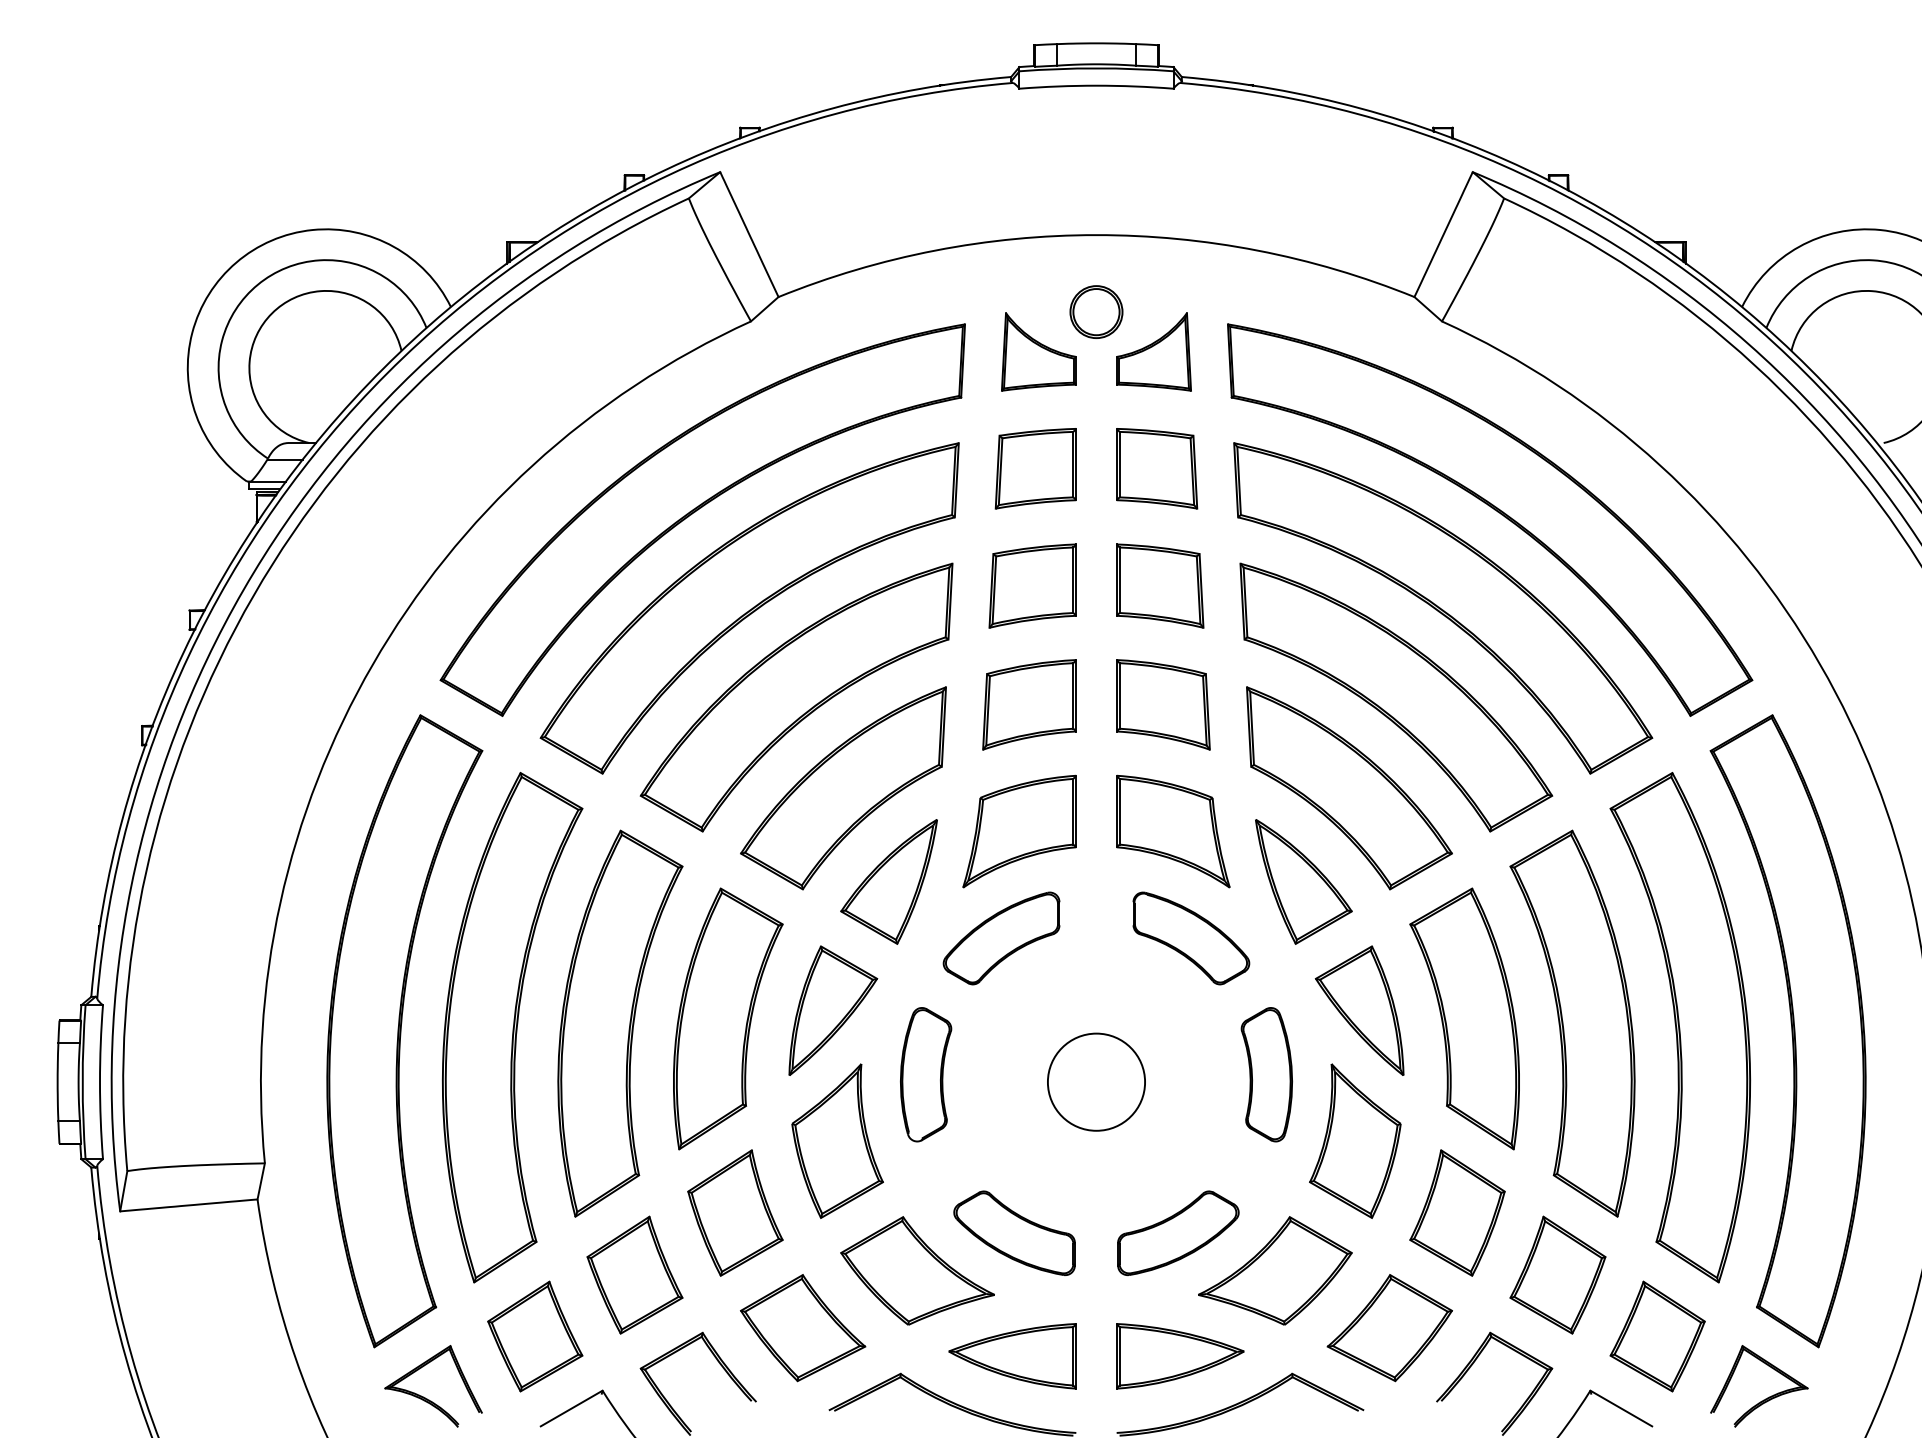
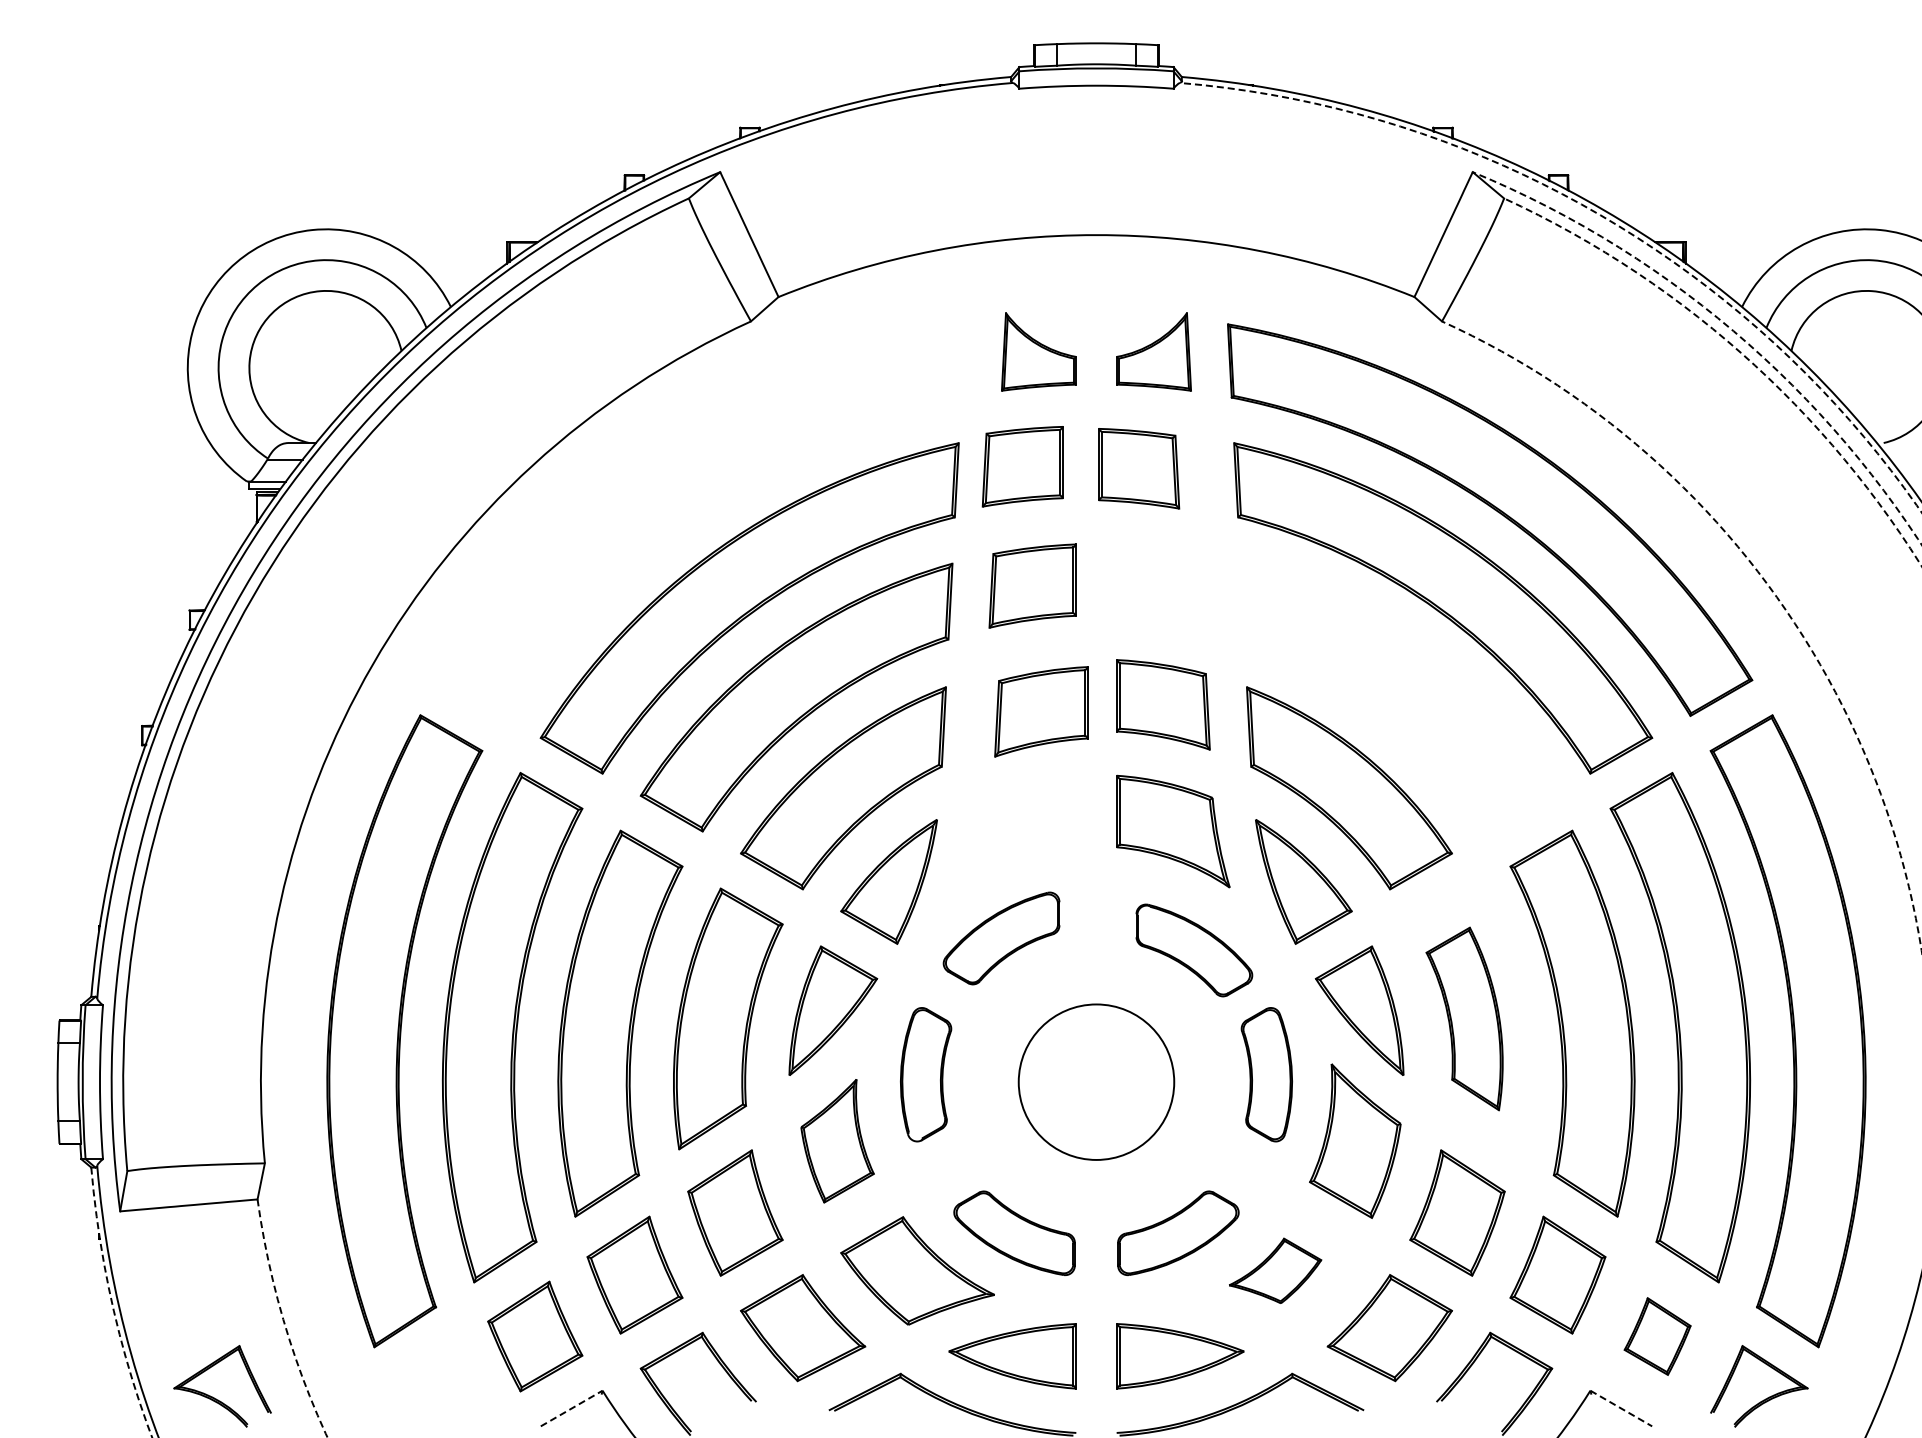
arc: solid -> dashed (1599, 214)
part: present -> none (1096, 311)
arc: solid -> dashed (1724, 323)
arc: solid -> dashed (1740, 352)
part position: (1035, 468) -> (1022, 466) (1022, 466)
part position: (1157, 468) -> (1139, 468) (1139, 468)
part: present -> none (698, 510)
arc: solid -> dashed (1759, 573)
part: present -> none (1160, 585)
part: present -> none (1396, 697)
part position: (1029, 704) -> (1041, 711) (1041, 711)
part: present -> none (1019, 831)
part position: (1191, 938) -> (1194, 950) (1194, 950)
part size: 111x264 px -> 79x186 px (1464, 1018)
circle diameter: 97 px -> 155 px (1096, 1081)
part size: 93x156 px -> 75x125 px (837, 1141)
part size: 155x110 px -> 94x67 px (1275, 1270)
arc: solid -> dashed (112, 1304)
arc: solid -> dashed (283, 1321)
part size: 97x113 px -> 69x79 px (1657, 1336)
part position: (427, 1398) -> (216, 1398) (216, 1398)
line: solid -> dashed (571, 1408)
line: solid -> dashed (1621, 1408)
